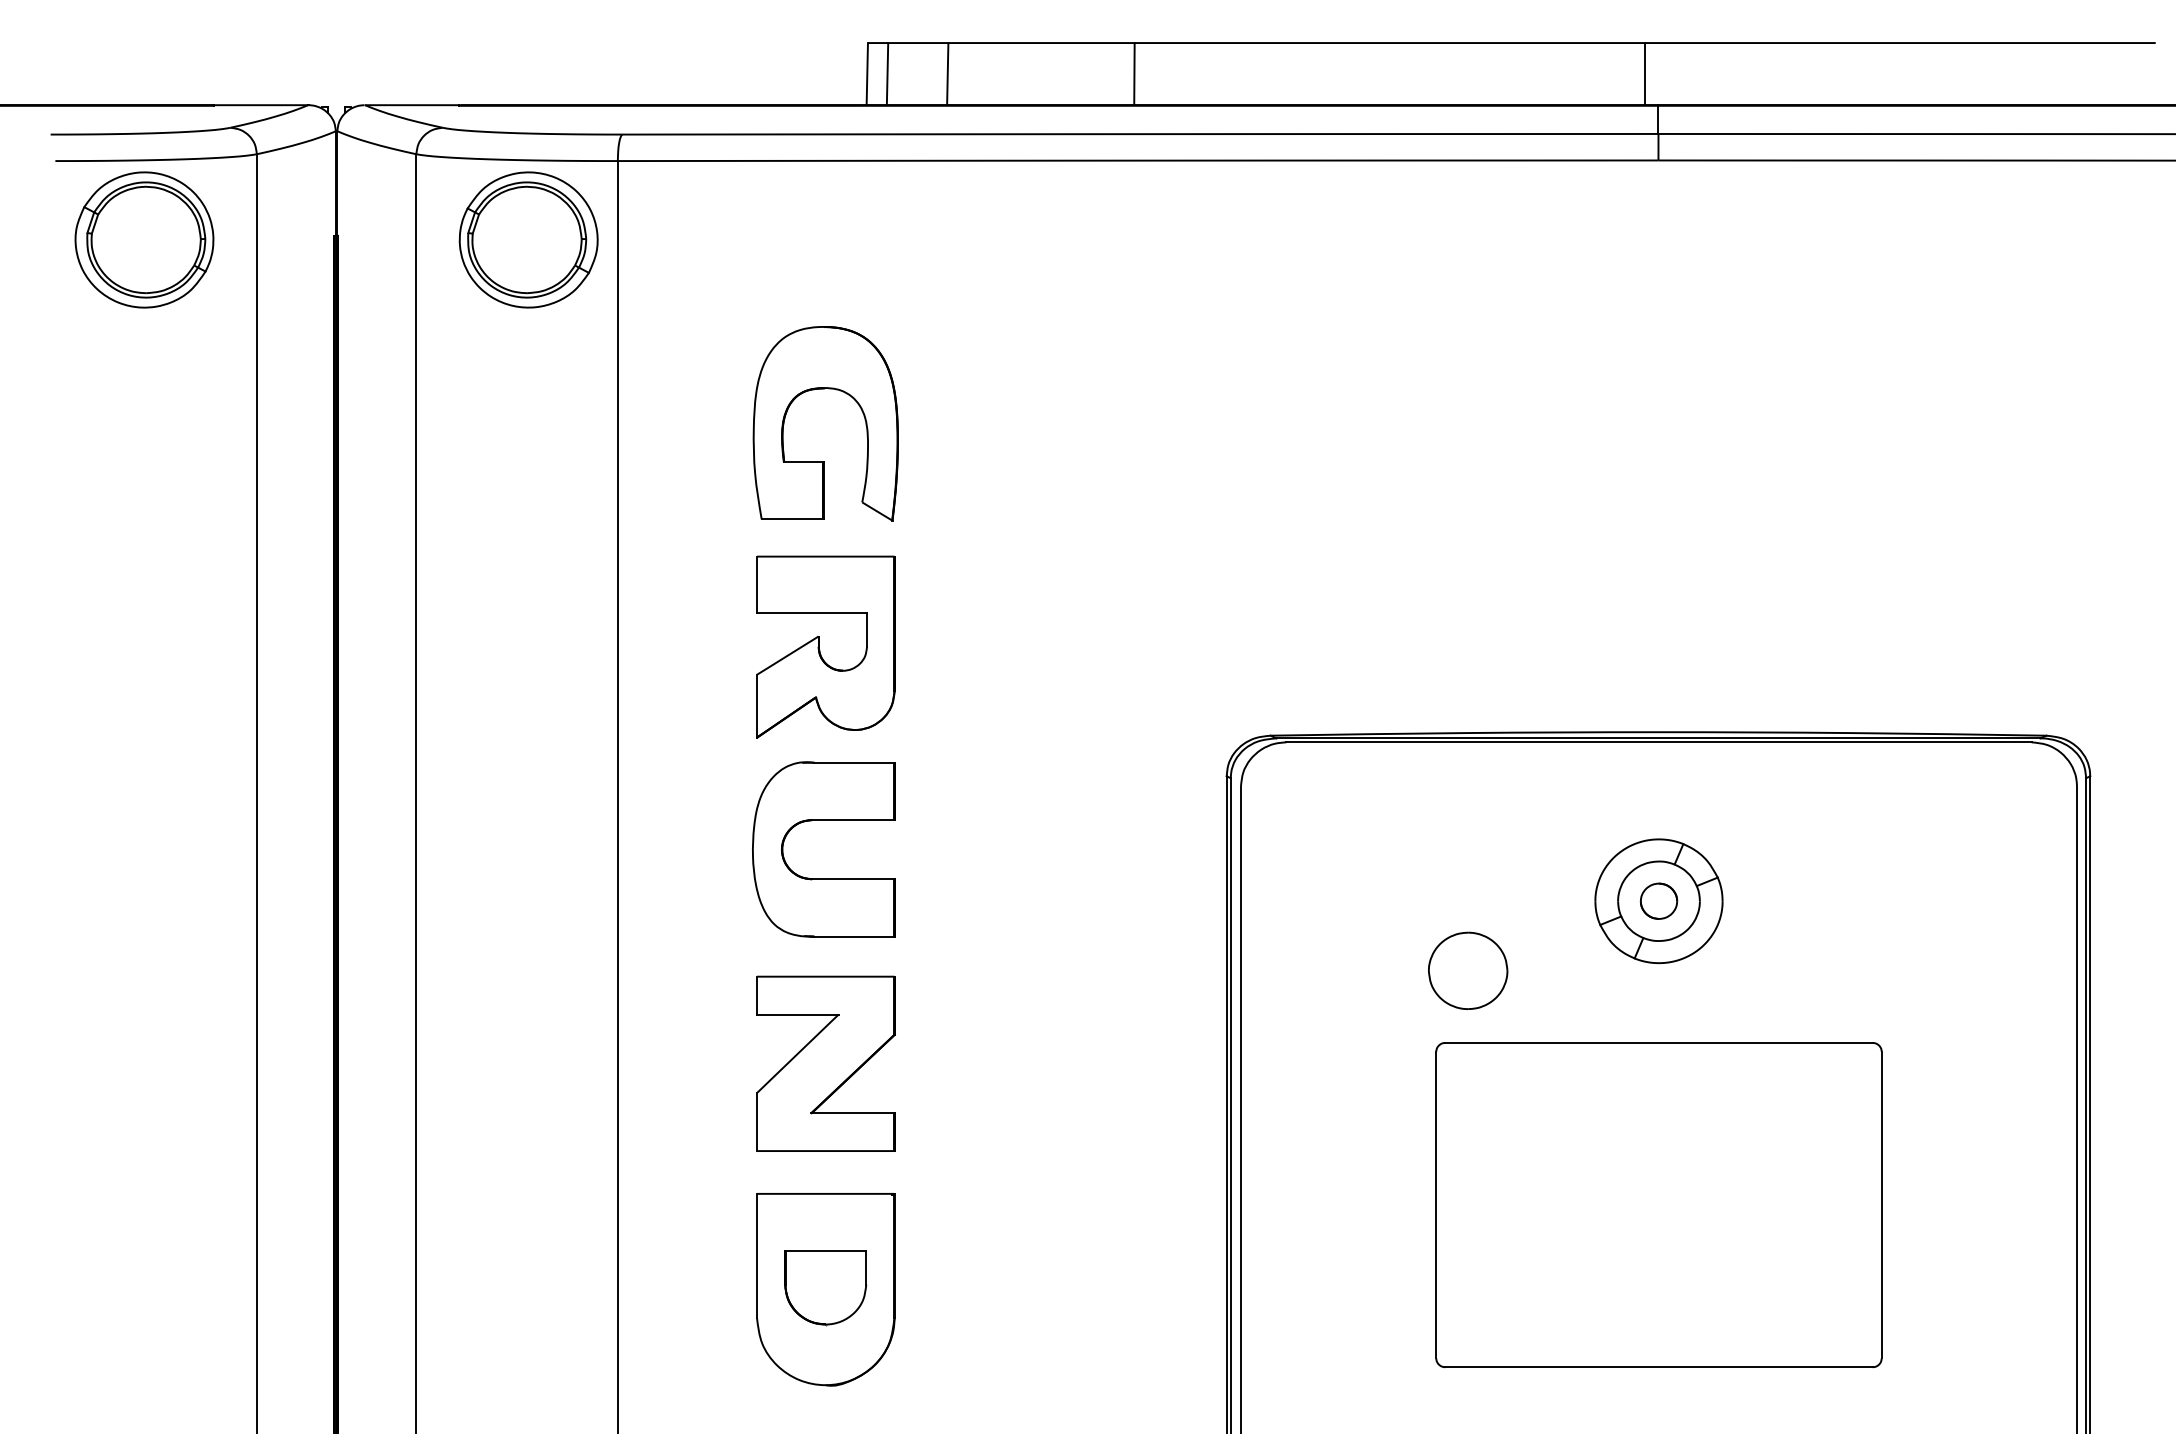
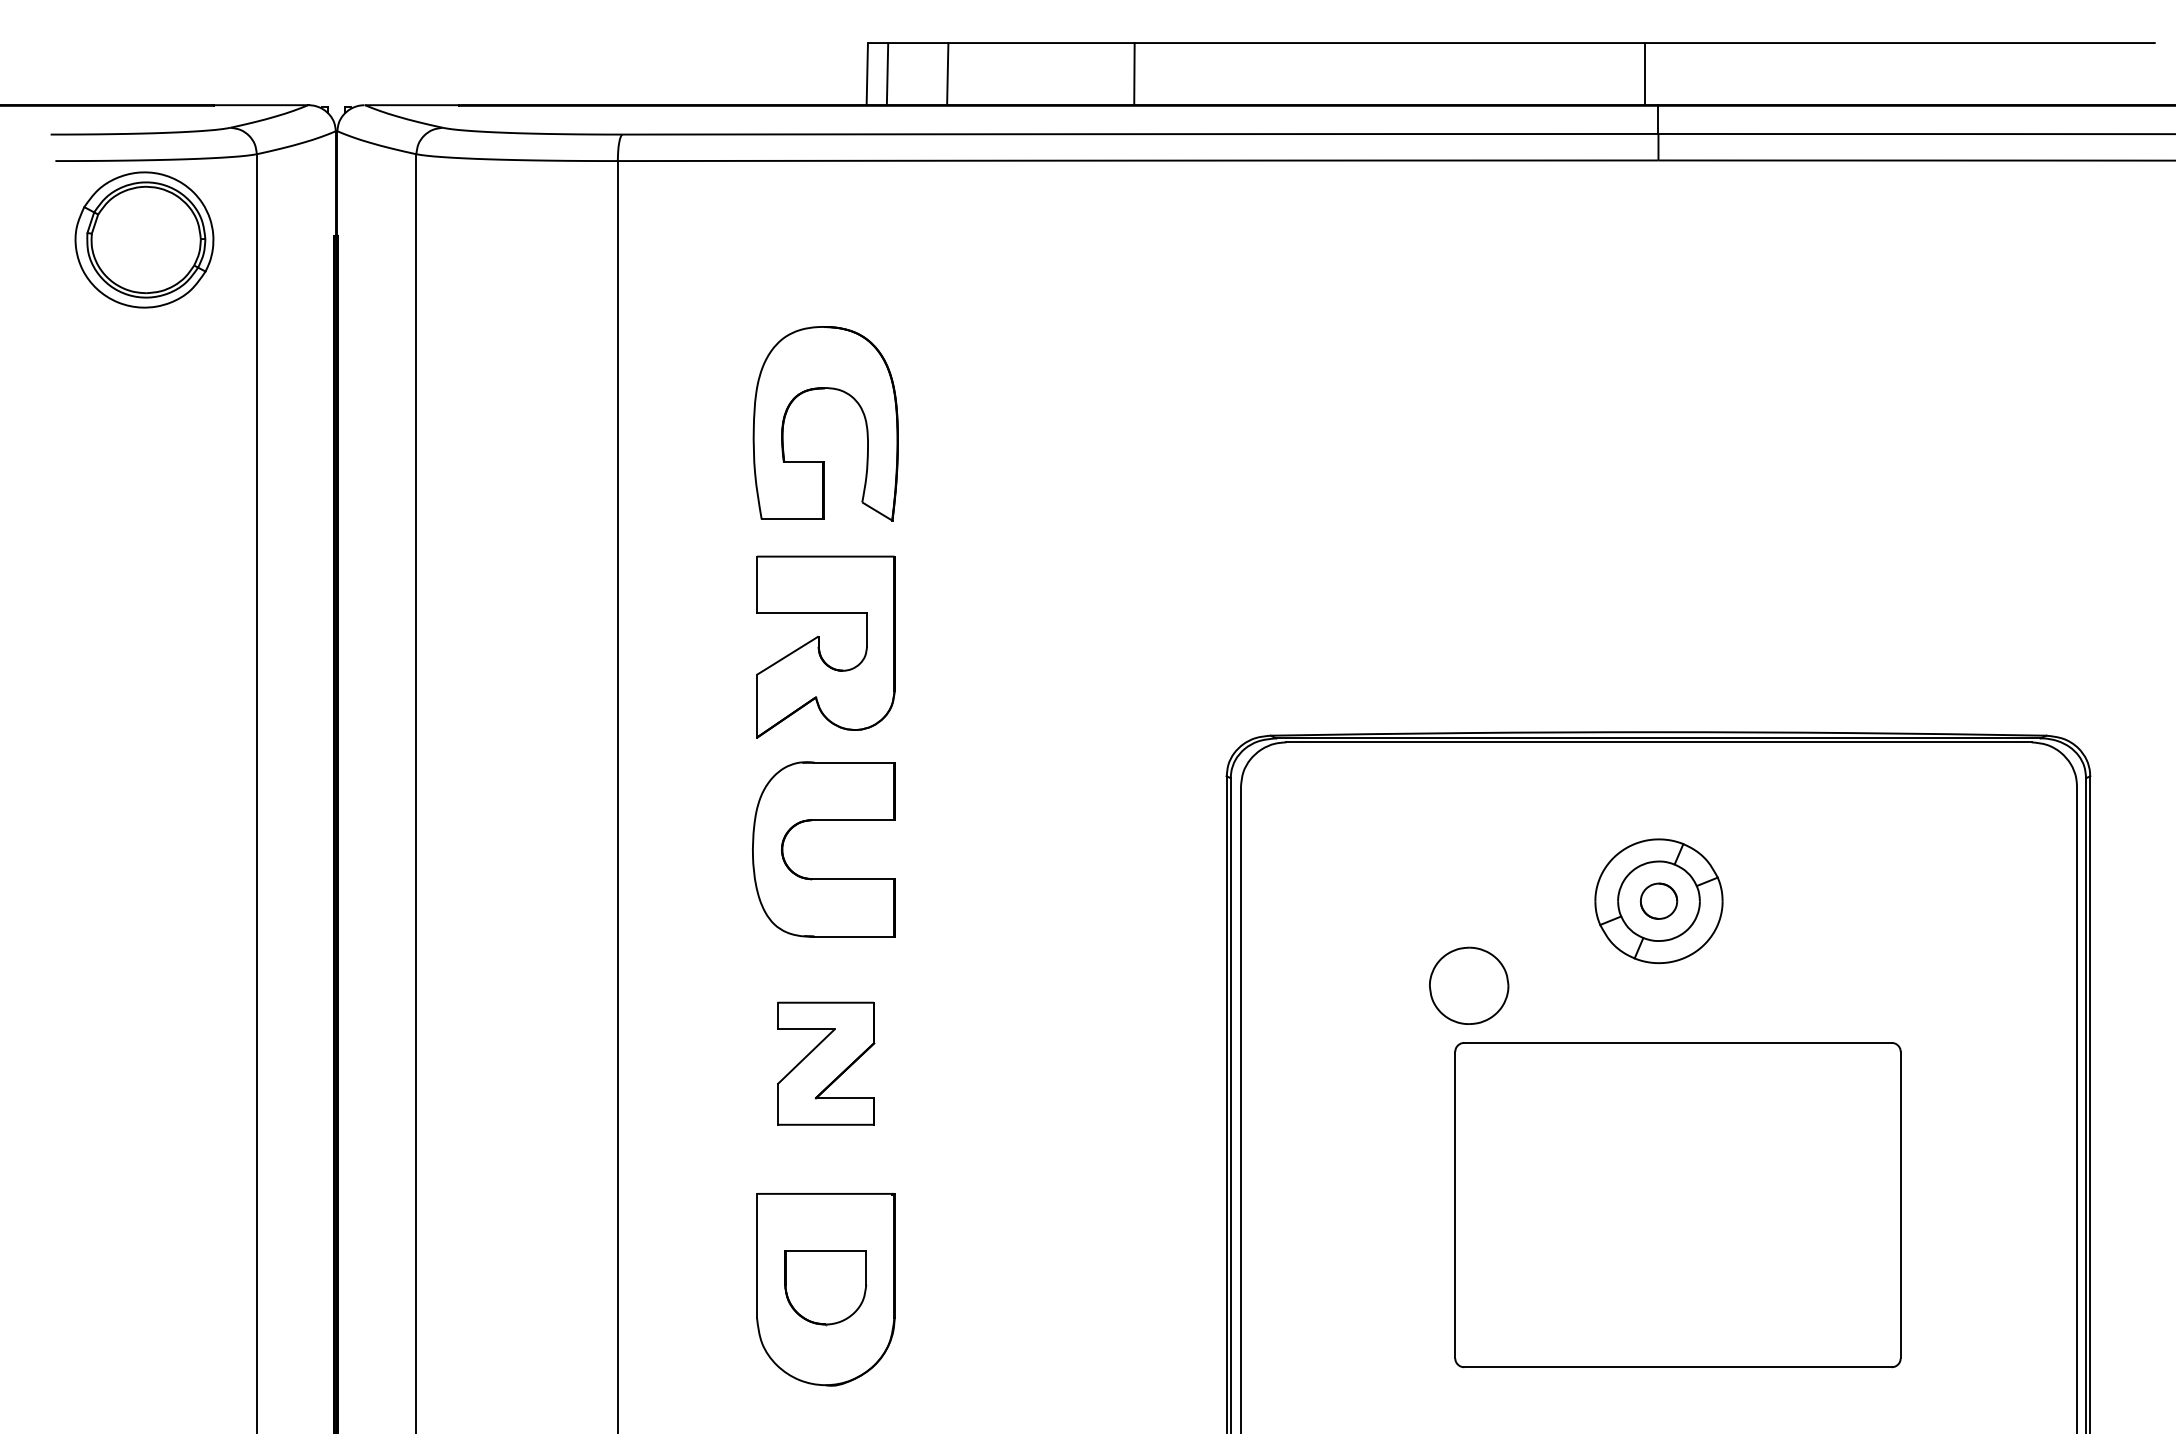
part: present -> none (528, 239)
part position: (1468, 970) -> (1469, 985) (1469, 985)
part size: 140x177 px -> 99x125 px (826, 1063)
part position: (1658, 1205) -> (1677, 1205) (1677, 1205)
